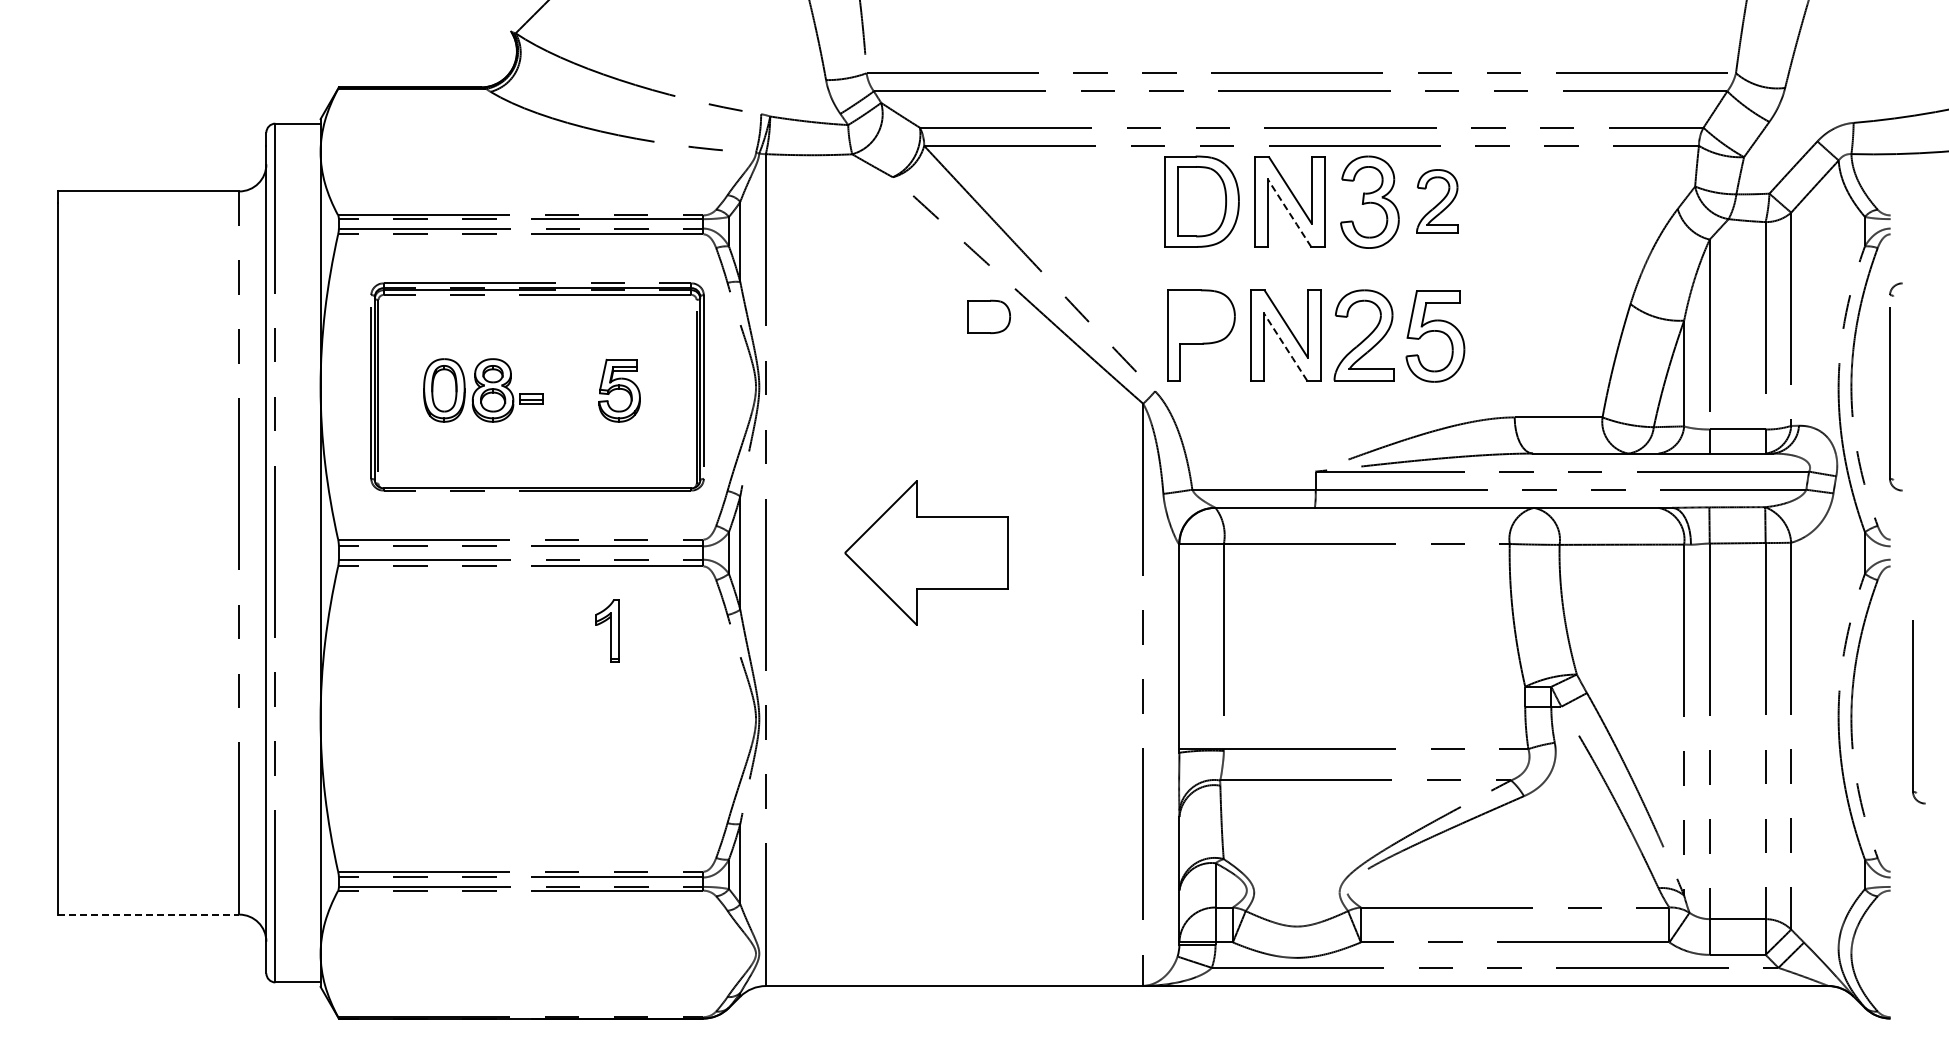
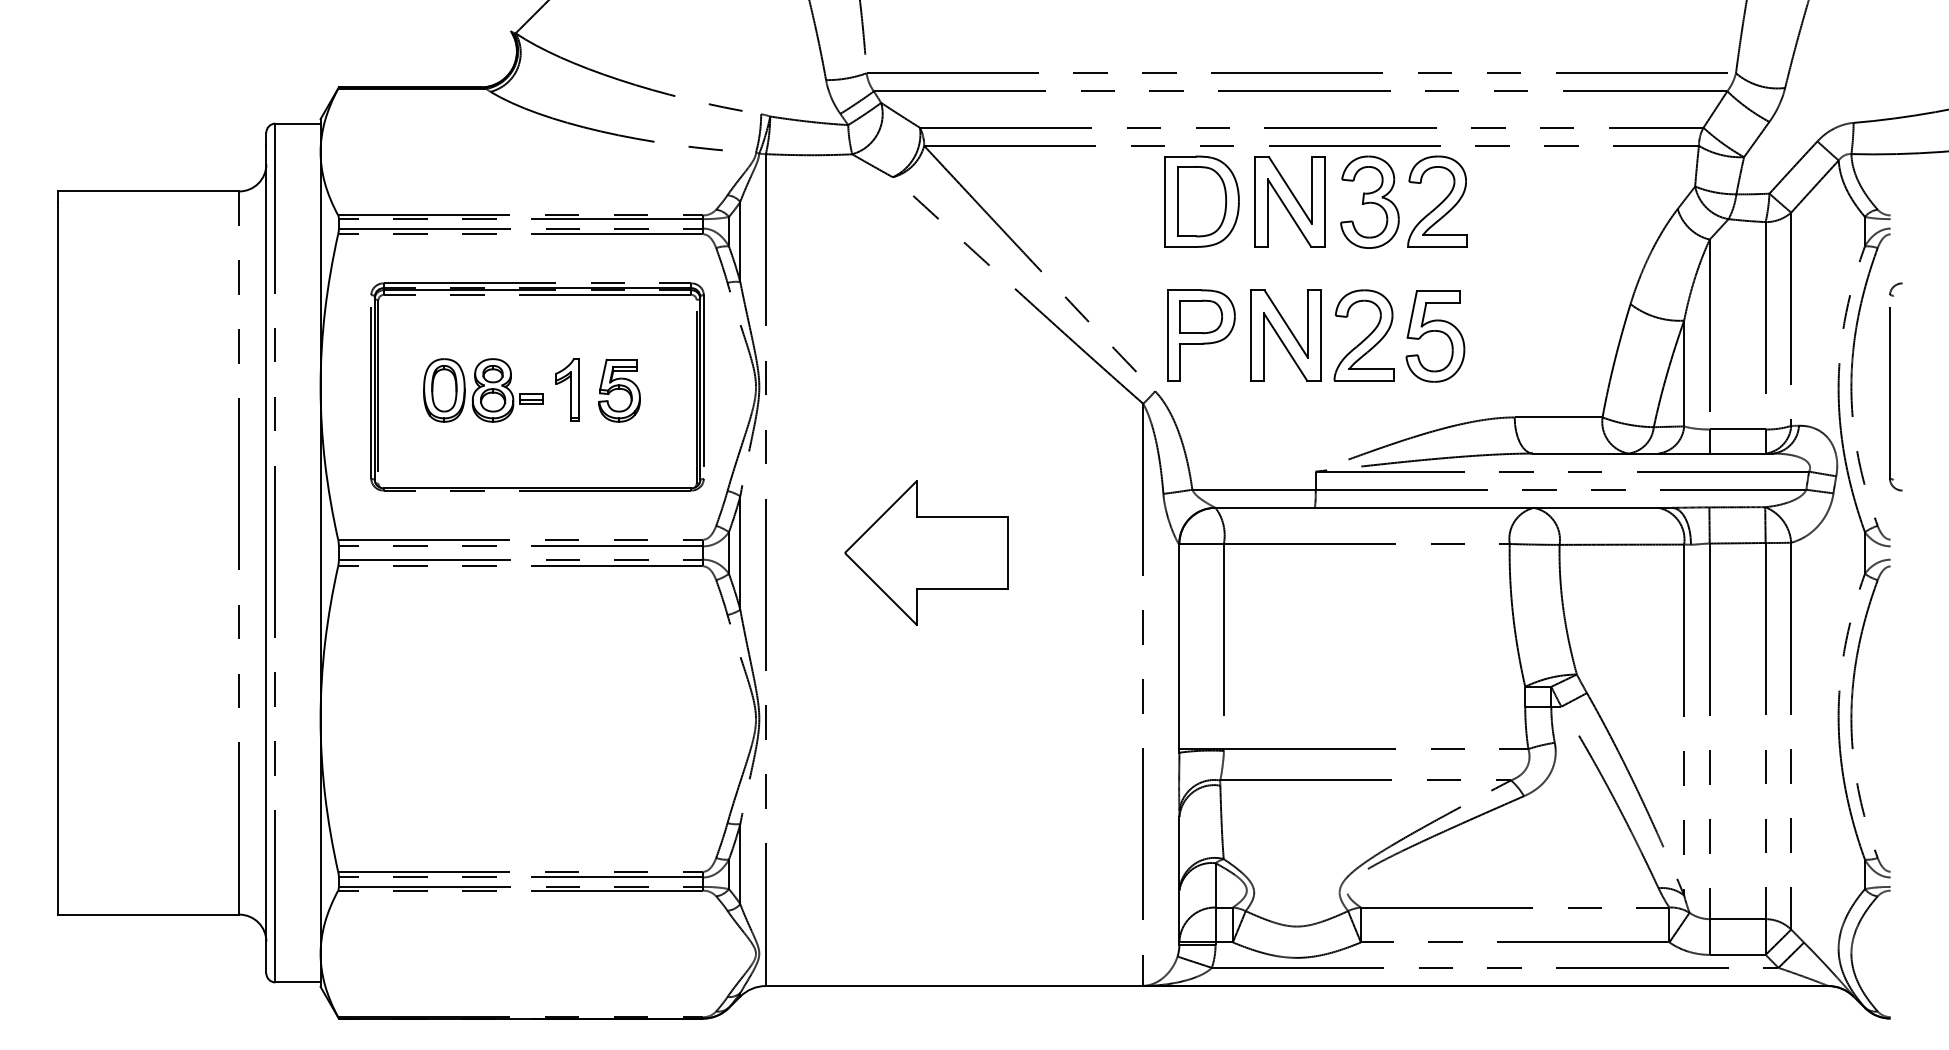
part size: 43x65 px -> 61x93 px (1437, 201)
line: dashed -> solid (1289, 212)
part position: (988, 316) -> (1200, 316) (1200, 316)
line: dashed -> solid (1285, 346)
part position: (607, 630) -> (567, 389) (567, 389)
part: present -> none (1918, 712)
line: dashed -> solid (149, 914)
